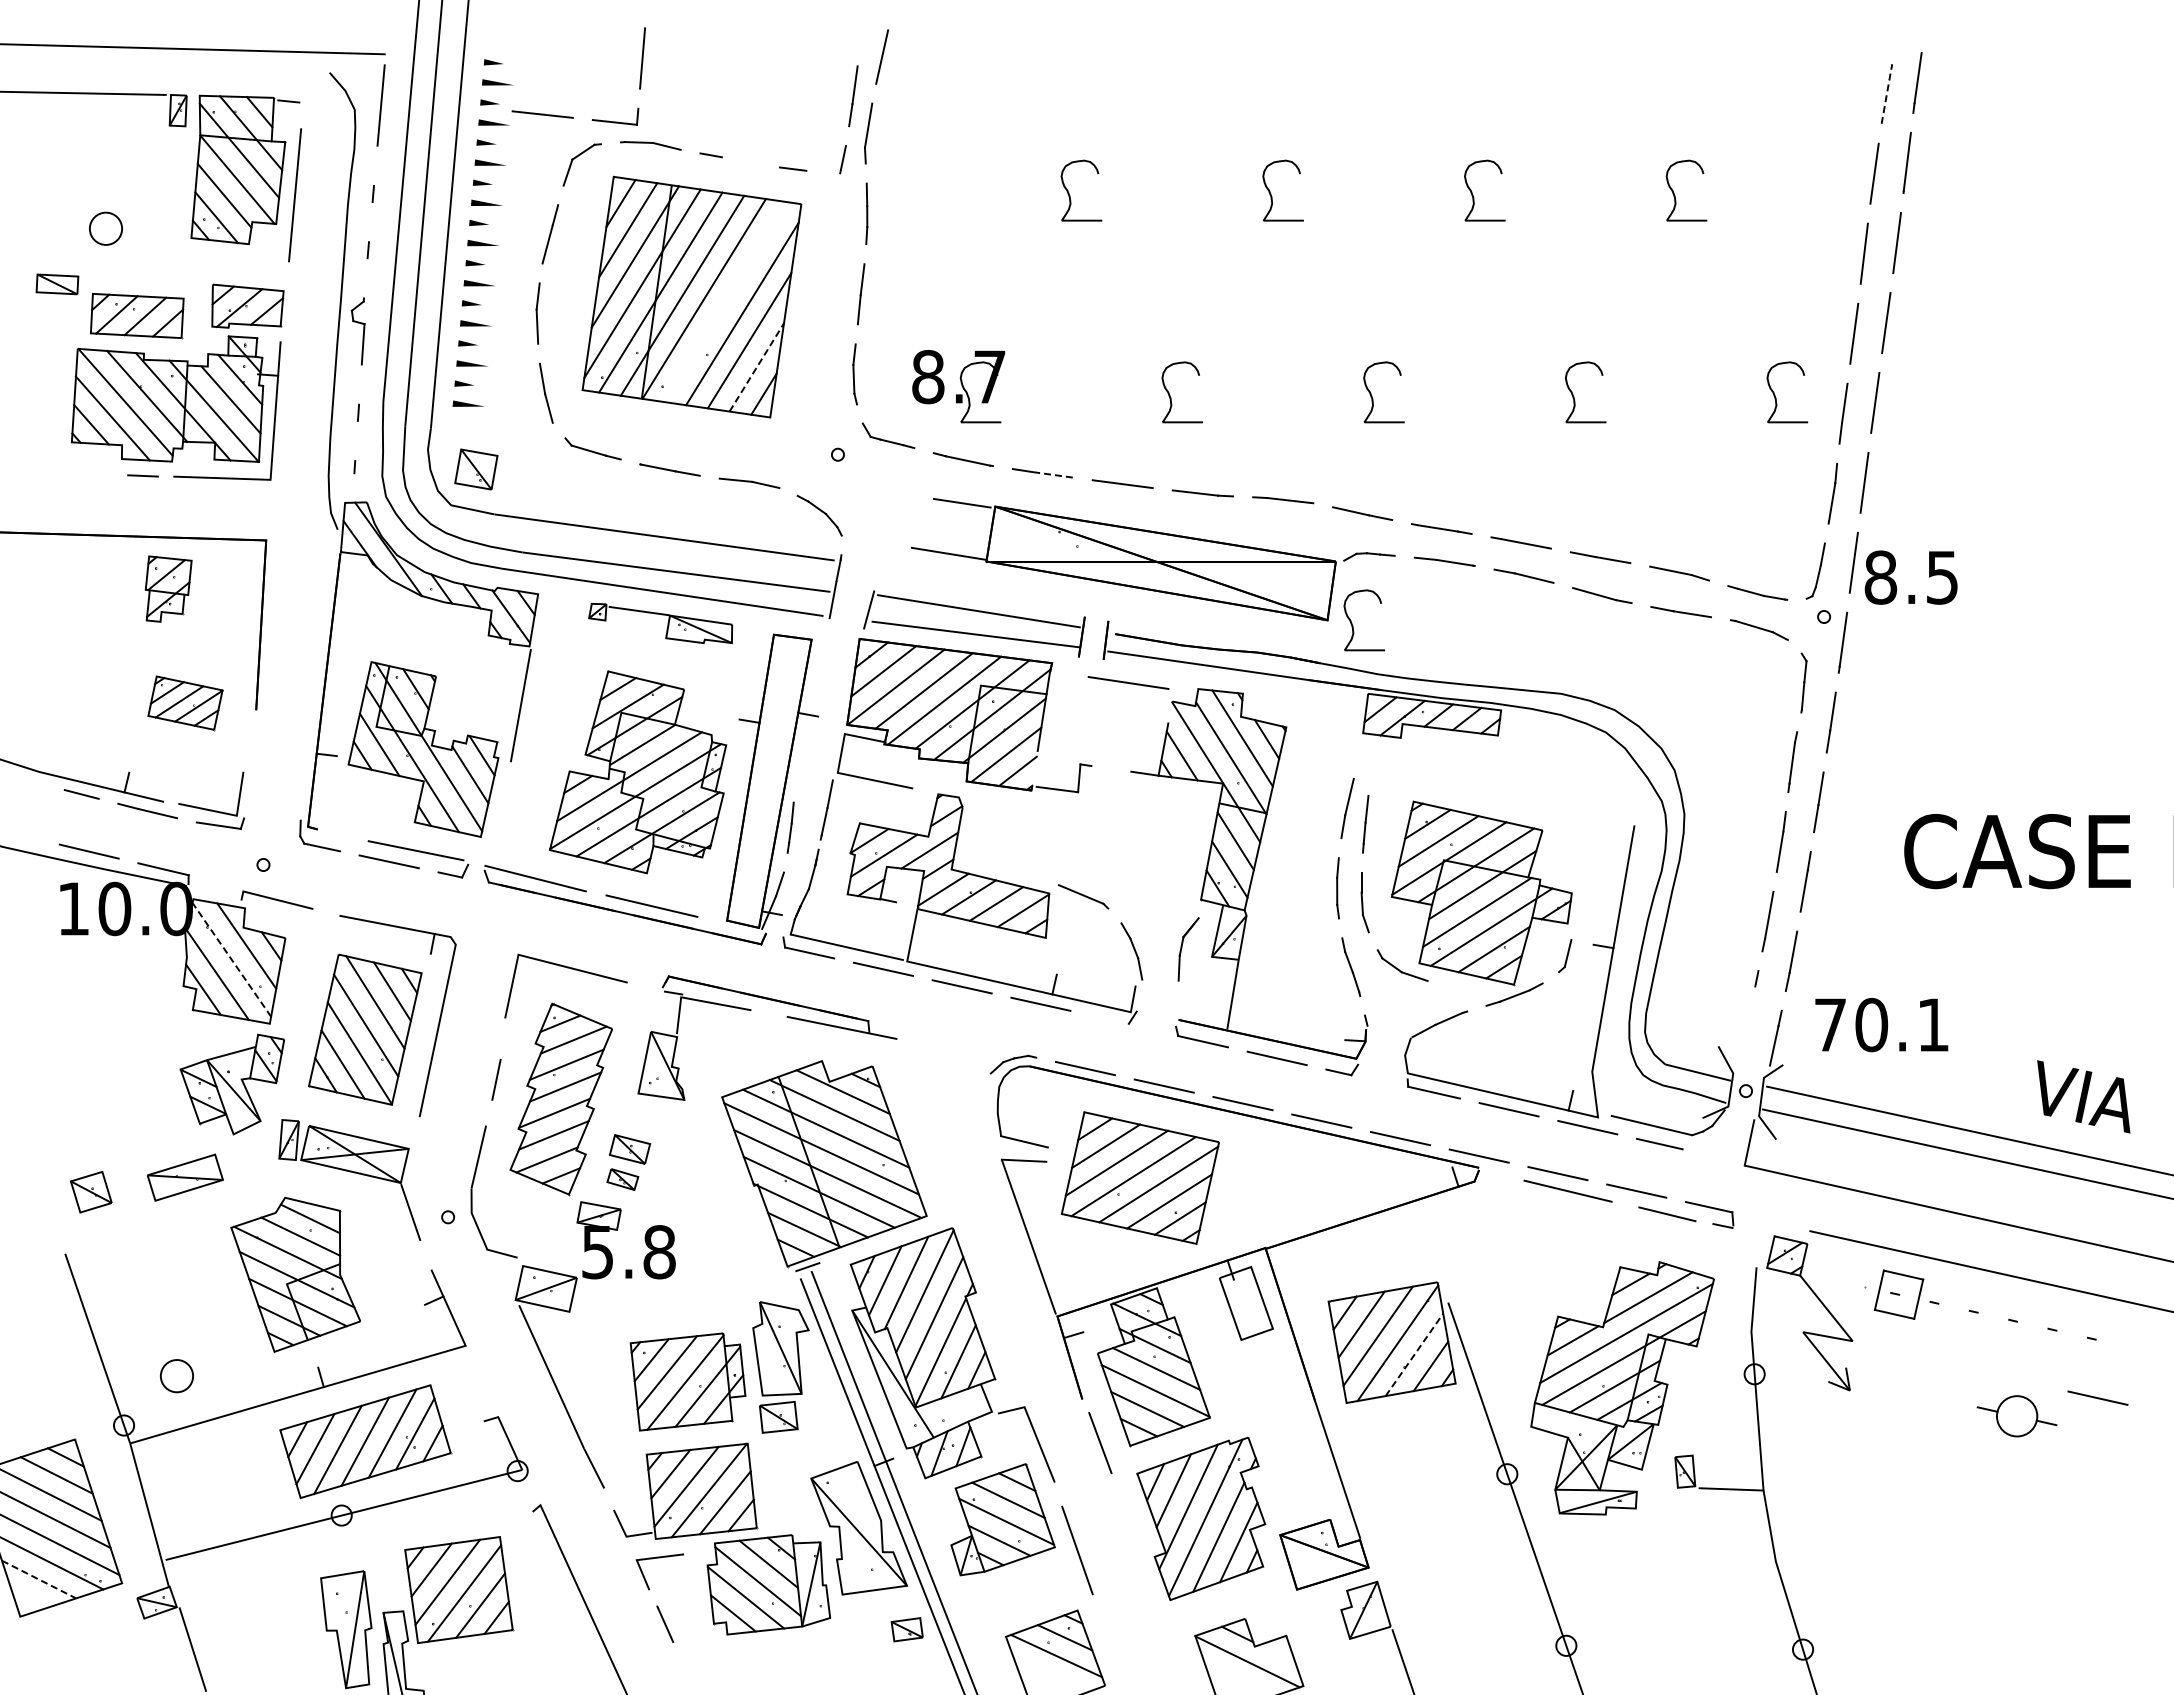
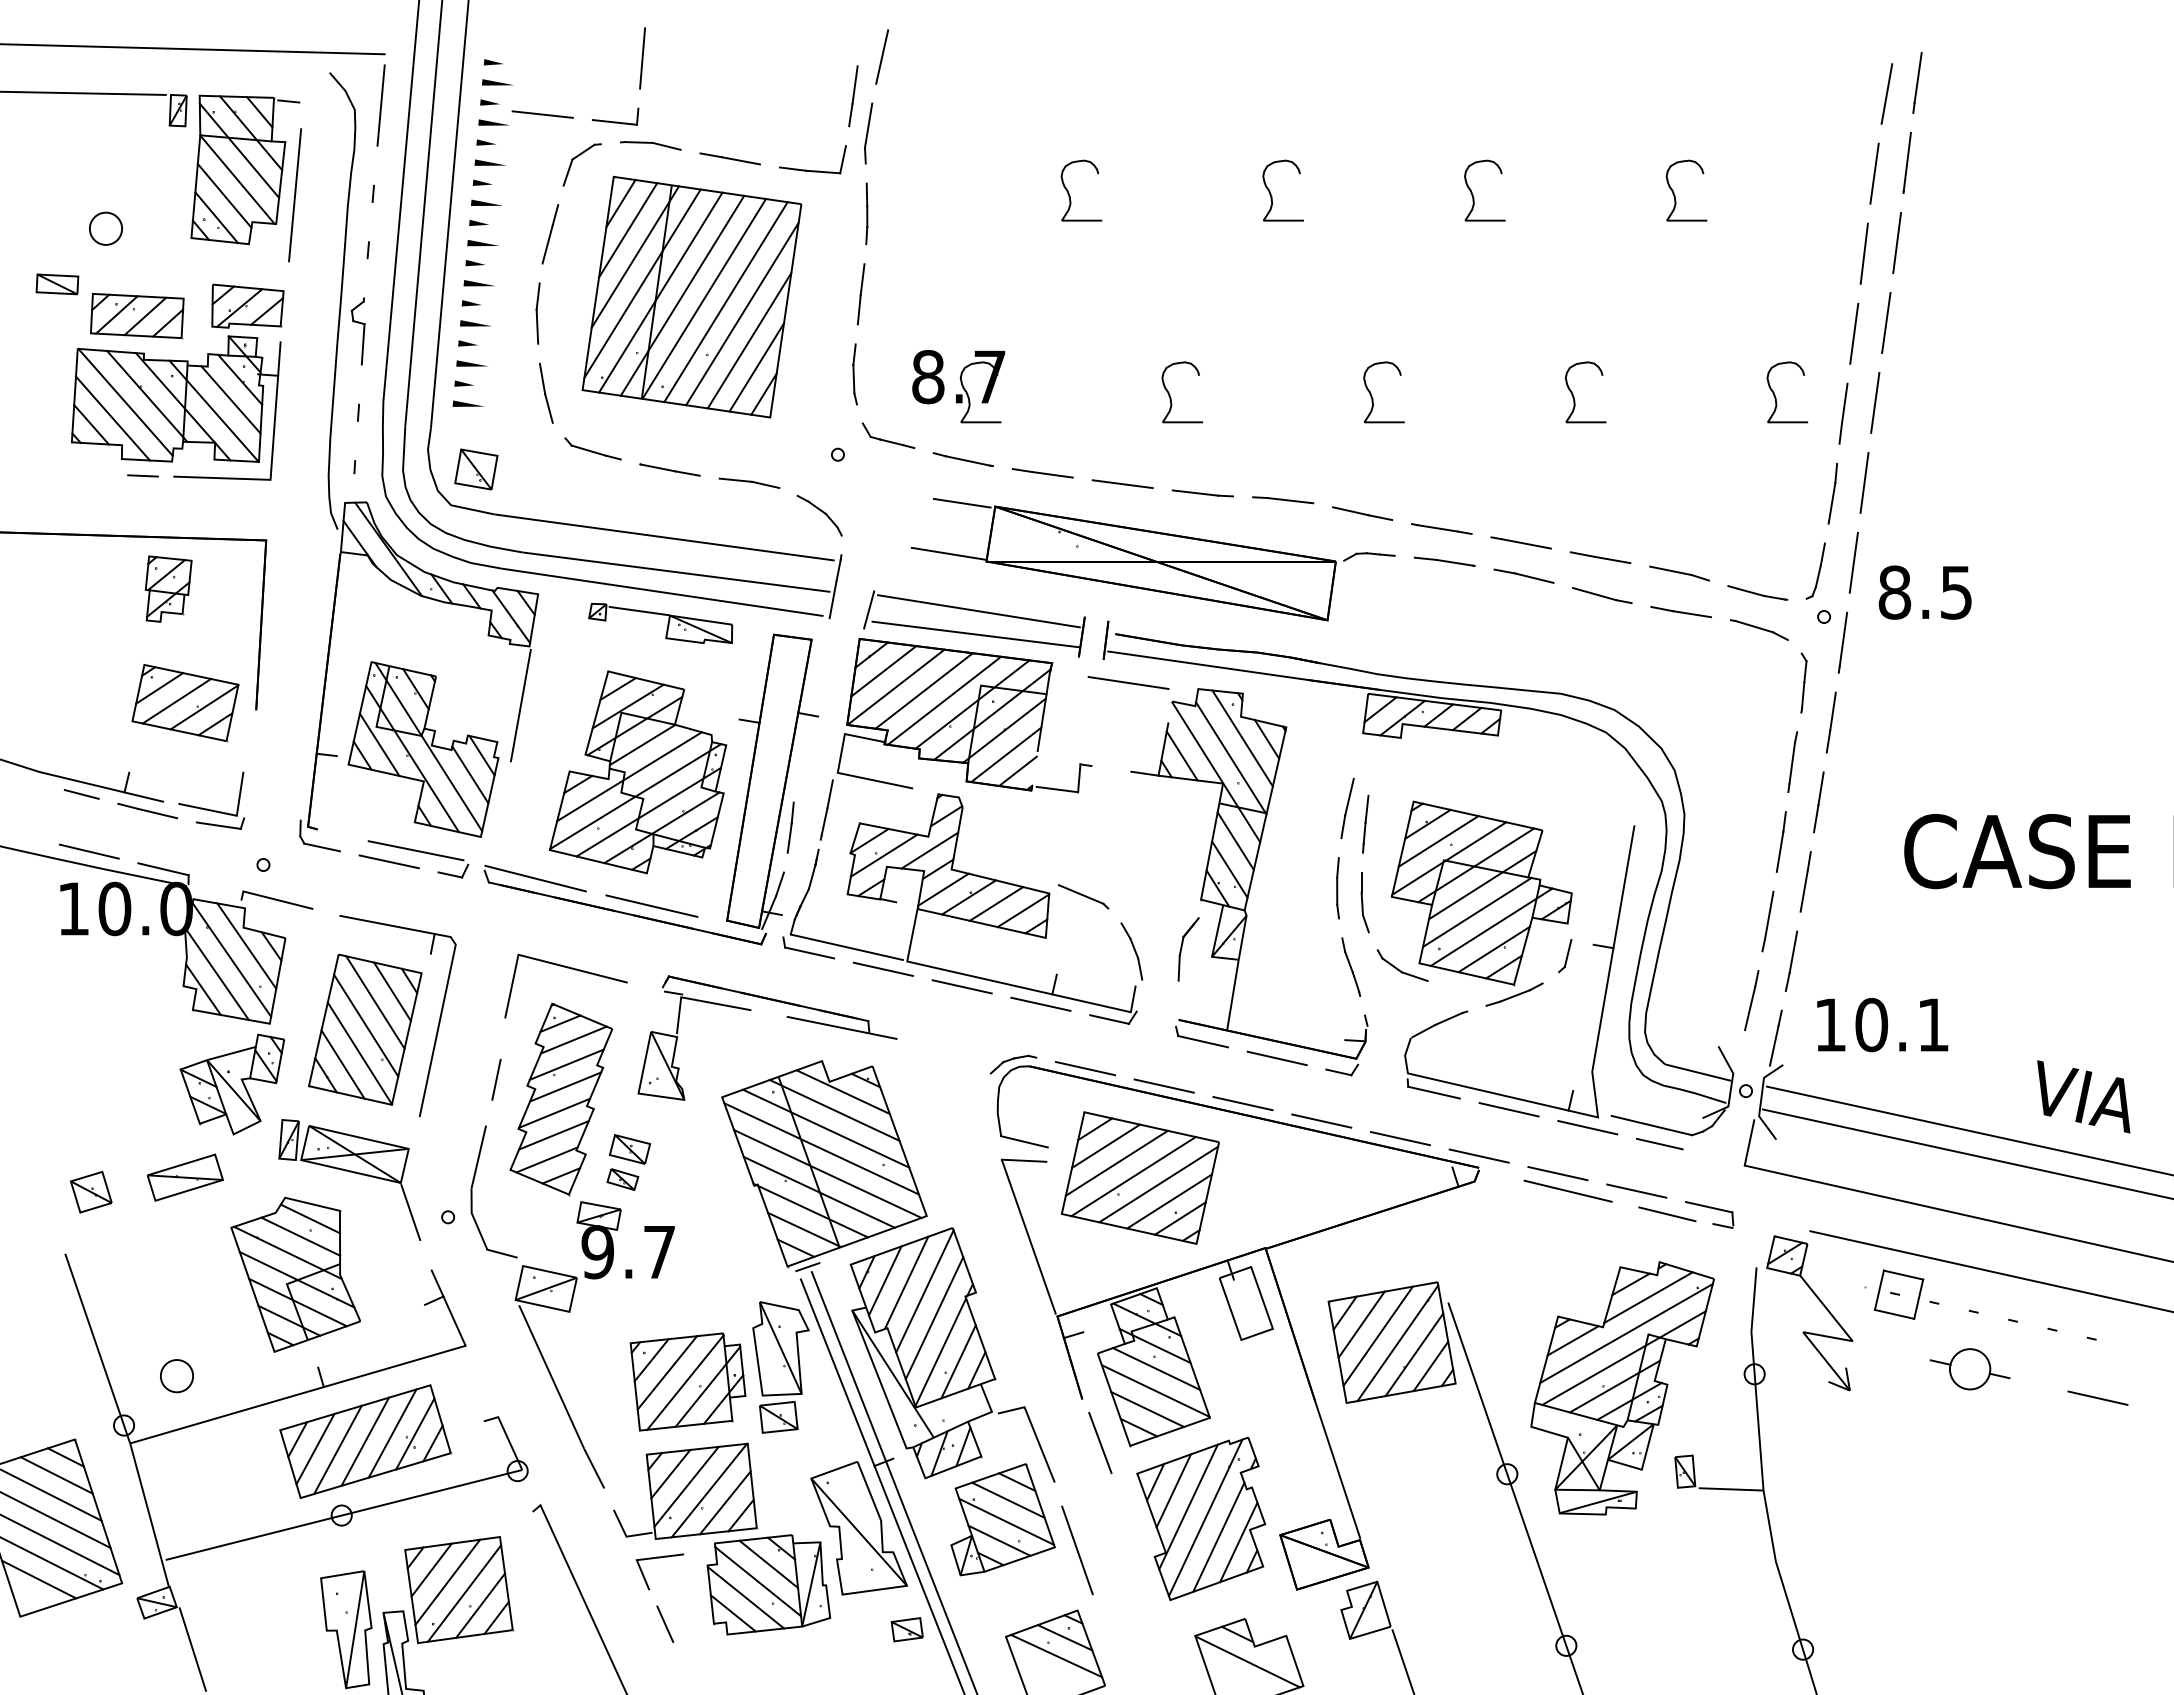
line: dashed -> solid (1887, 93)
line: none -> present (740, 160)
line: none -> present (823, 171)
line: none -> present (725, 302)
line: dashed -> solid (756, 367)
line: dashed -> solid (1052, 474)
text position: (1910, 577) -> (1924, 592) (1924, 592)
part: present -> none (1353, 625)
part size: 77x57 px -> 109x79 px (185, 703)
line: dashed -> solid (231, 959)
line: none -> present (1750, 1008)
line: none -> present (1109, 1019)
text: 70.1 -> 10.1 (1830, 1024)
text: 5.8 -> 9.7 (628, 1252)
line: dashed -> solid (1414, 1354)
part position: (2016, 1416) -> (1969, 1369) (1969, 1369)
line: dashed -> solid (39, 1579)
